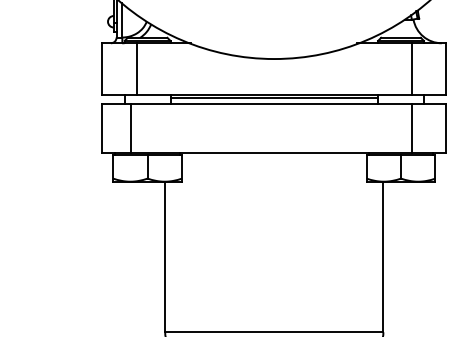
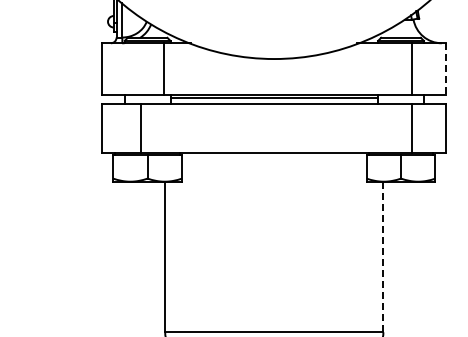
line position: (136, 68) -> (163, 68) (163, 68)
line: solid -> dashed (446, 69)
line position: (130, 127) -> (140, 127) (140, 127)
line: solid -> dashed (383, 256)
